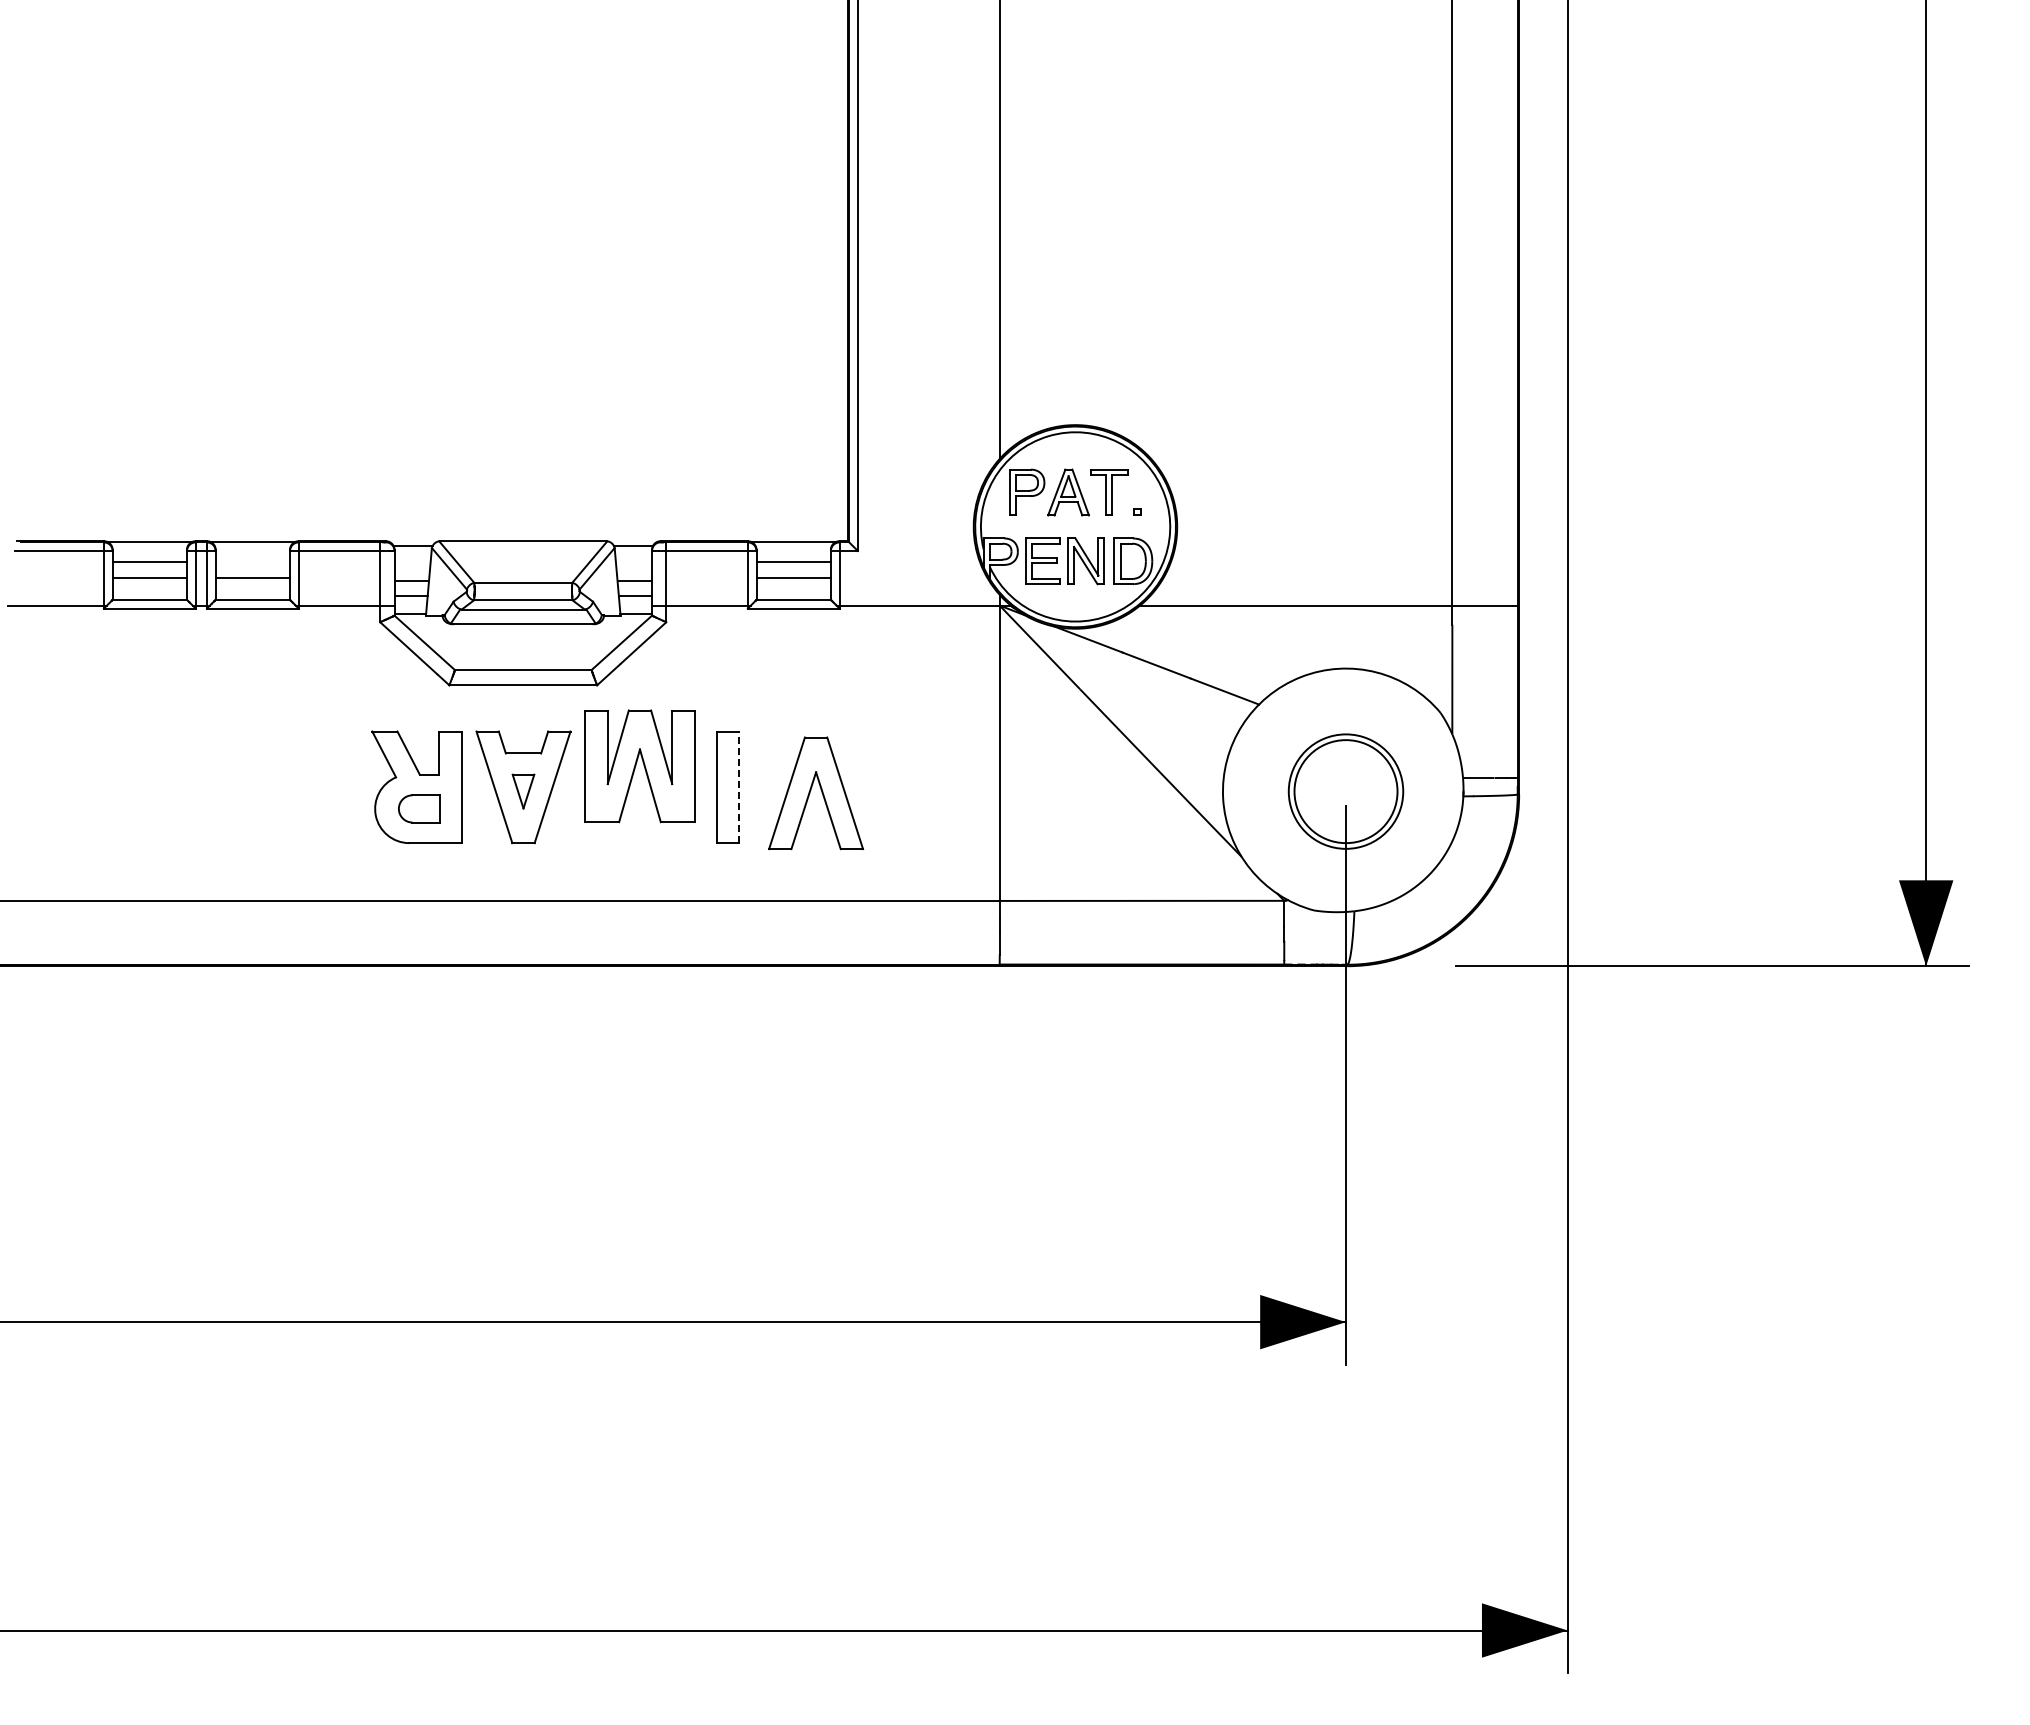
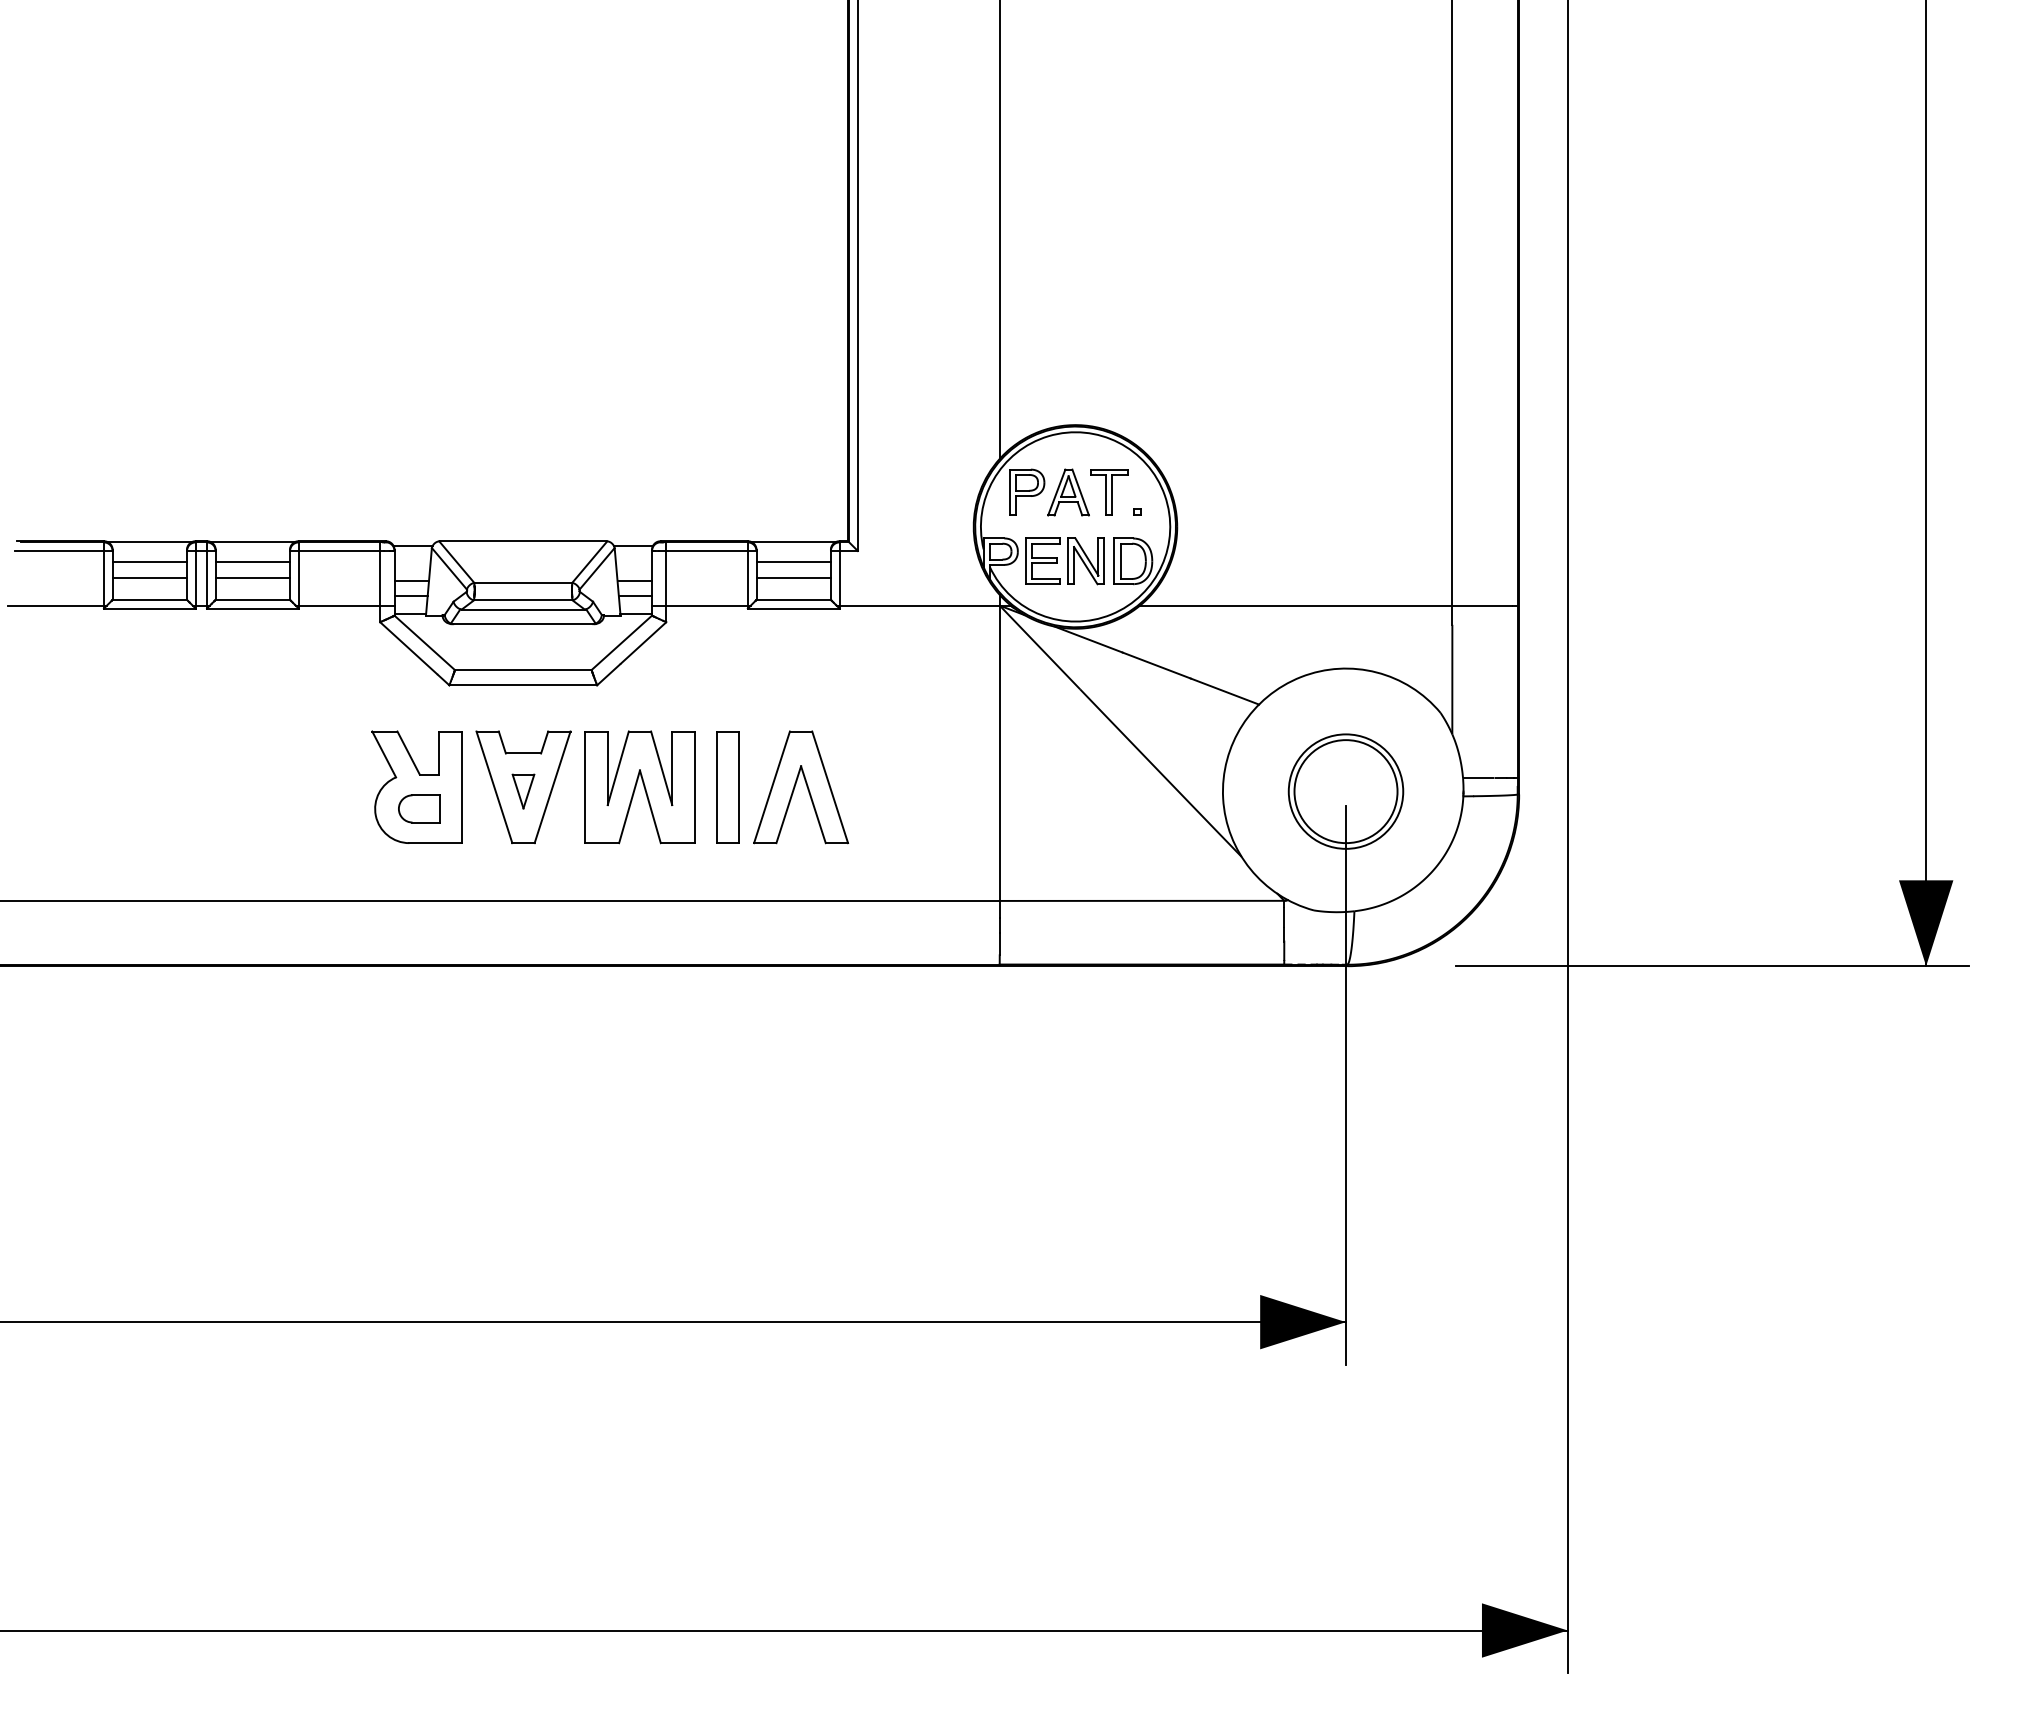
line: none -> present (252, 561)
part position: (639, 766) -> (639, 787) (639, 787)
line: dashed -> solid (739, 787)
part position: (816, 793) -> (801, 787) (801, 787)
